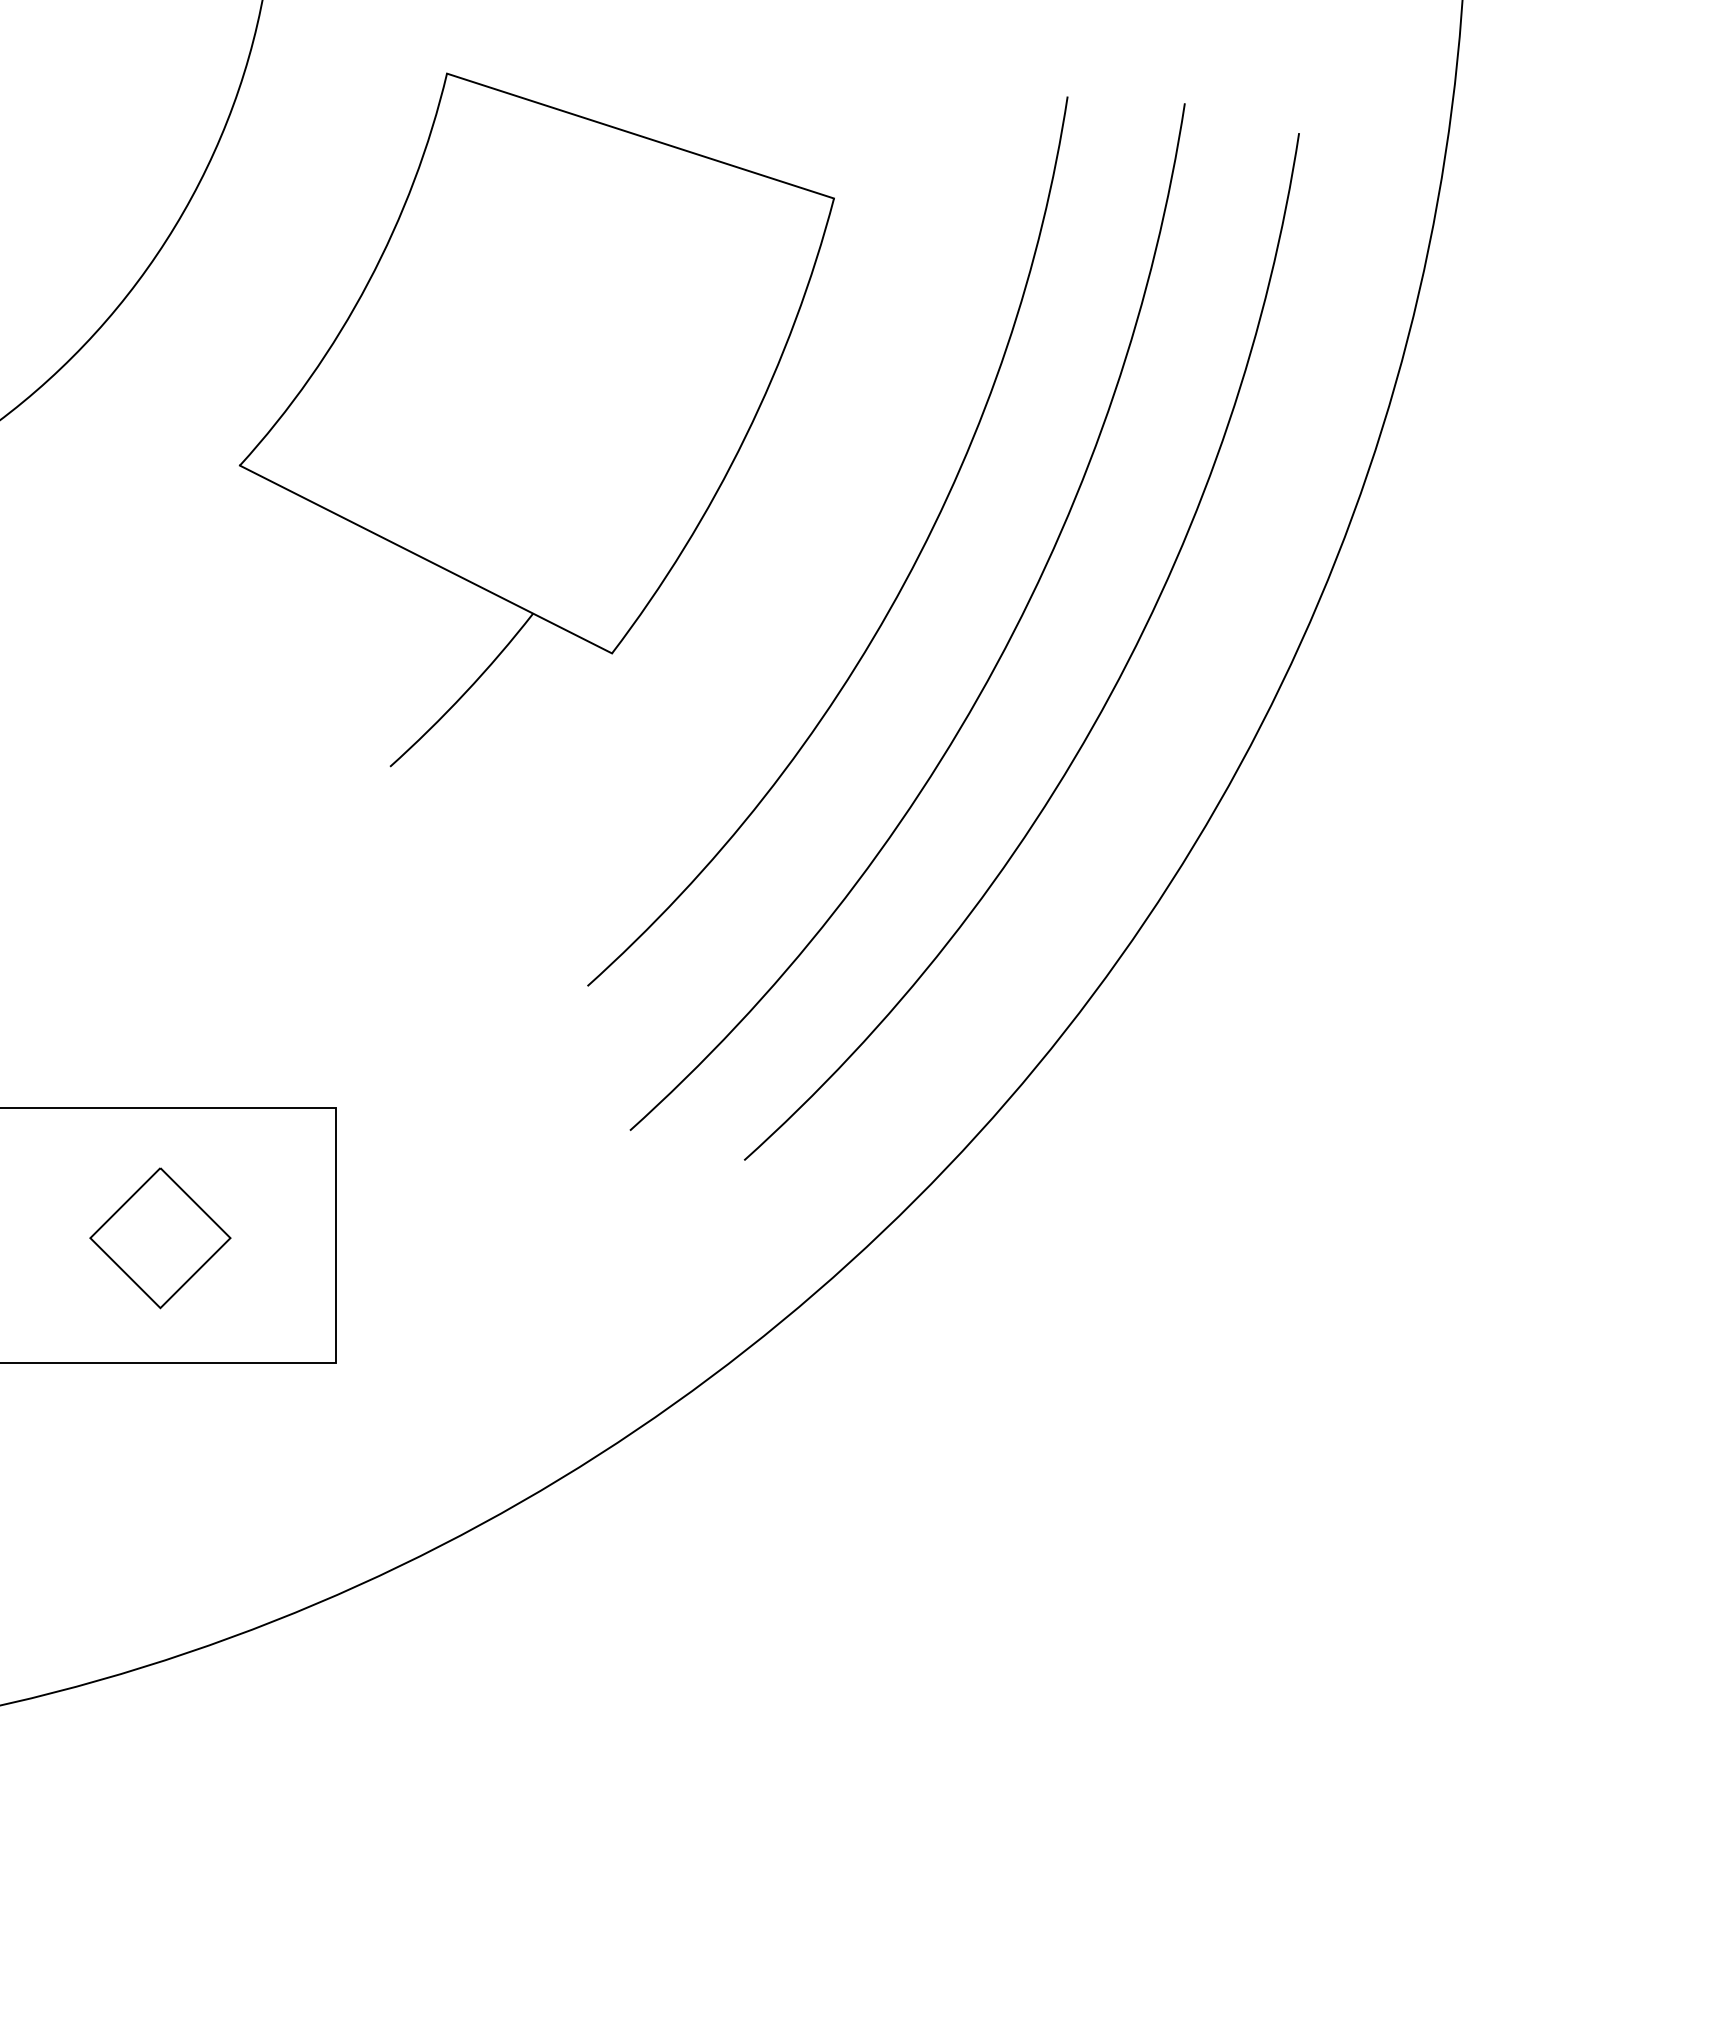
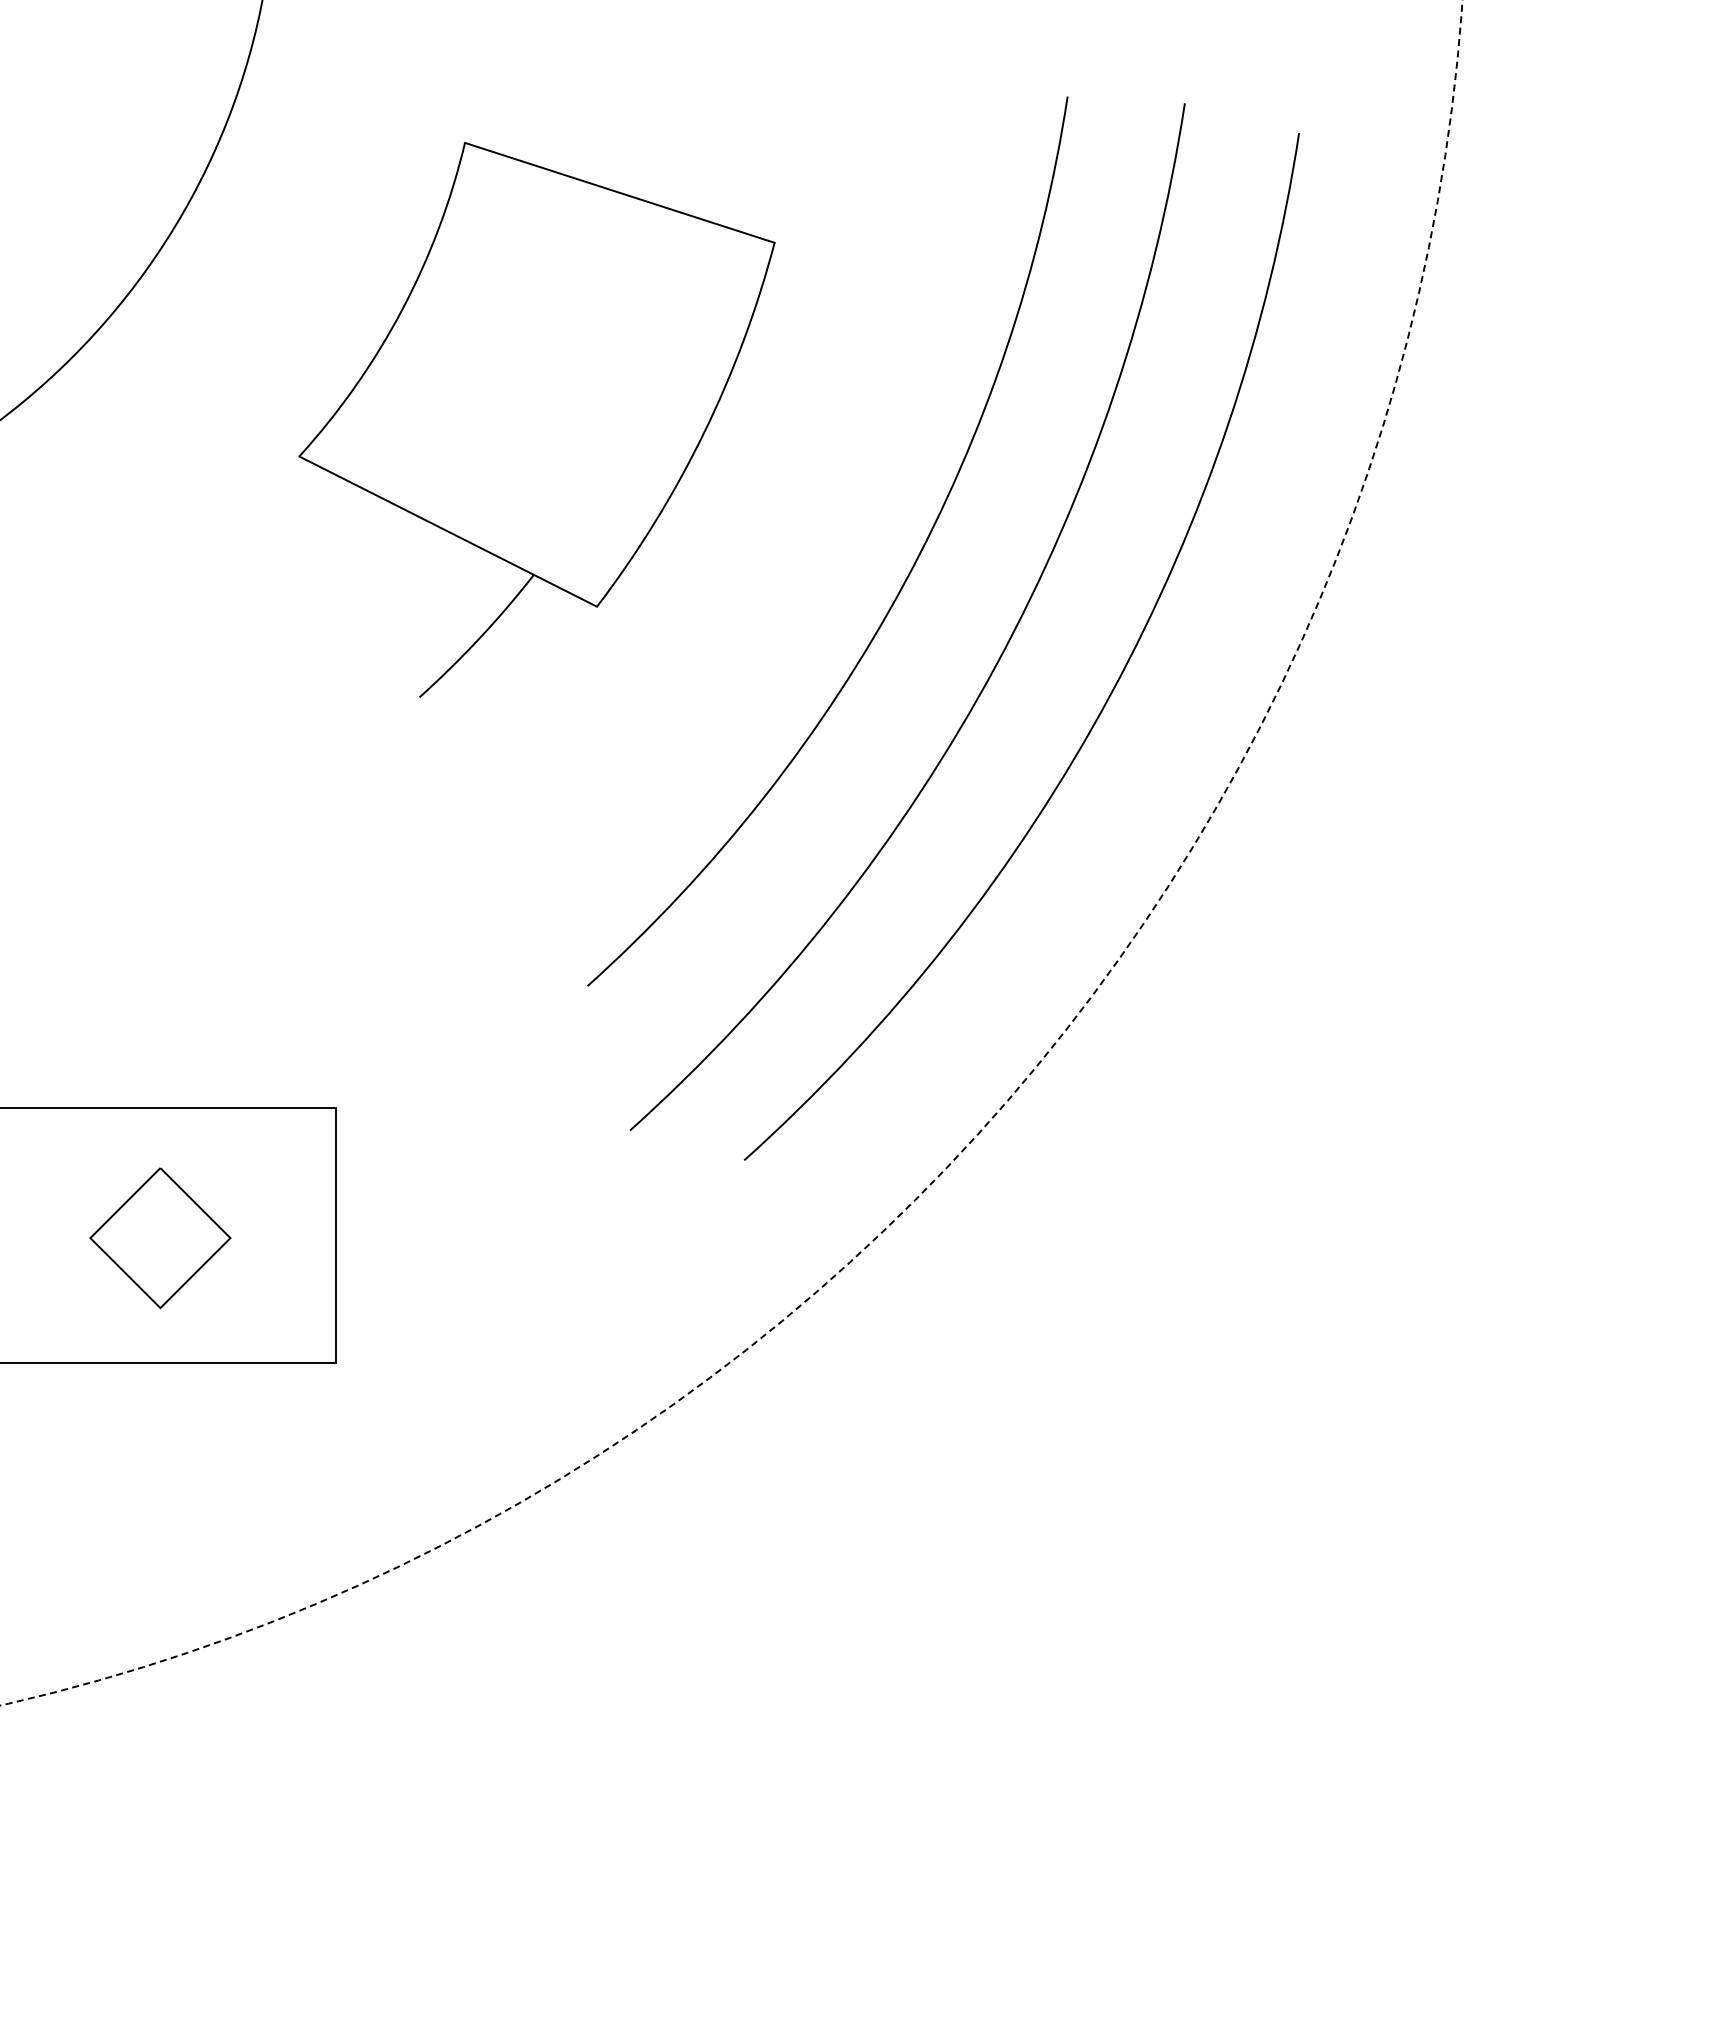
part size: 596x696 px -> 478x557 px (536, 419)
circle: solid -> dashed (731, 852)
